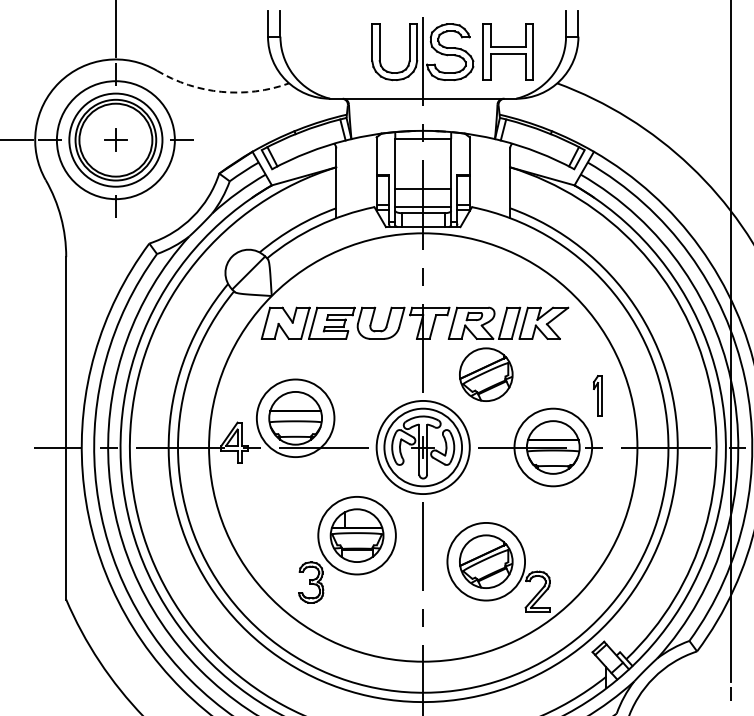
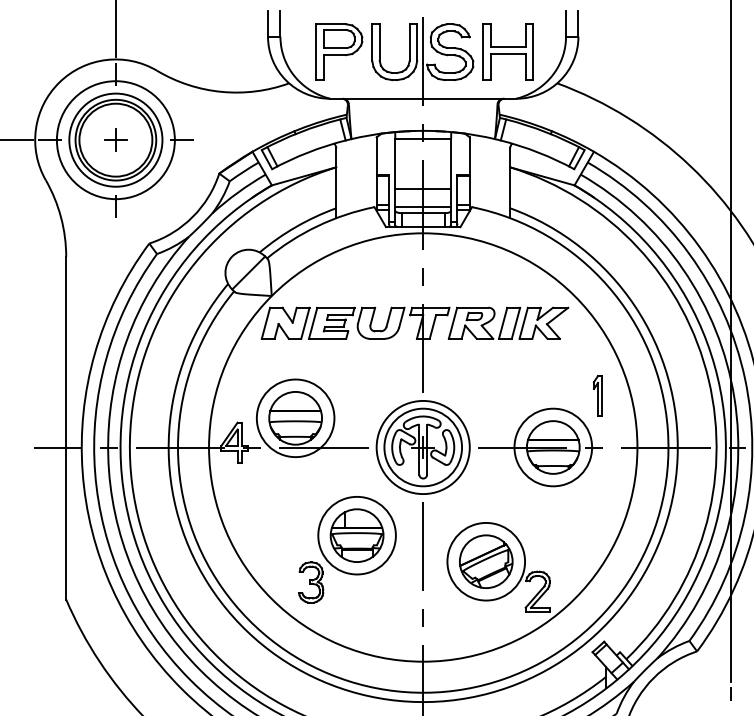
part: none -> present (339, 51)
arc: dashed -> solid (221, 91)
part: present -> none (486, 374)
